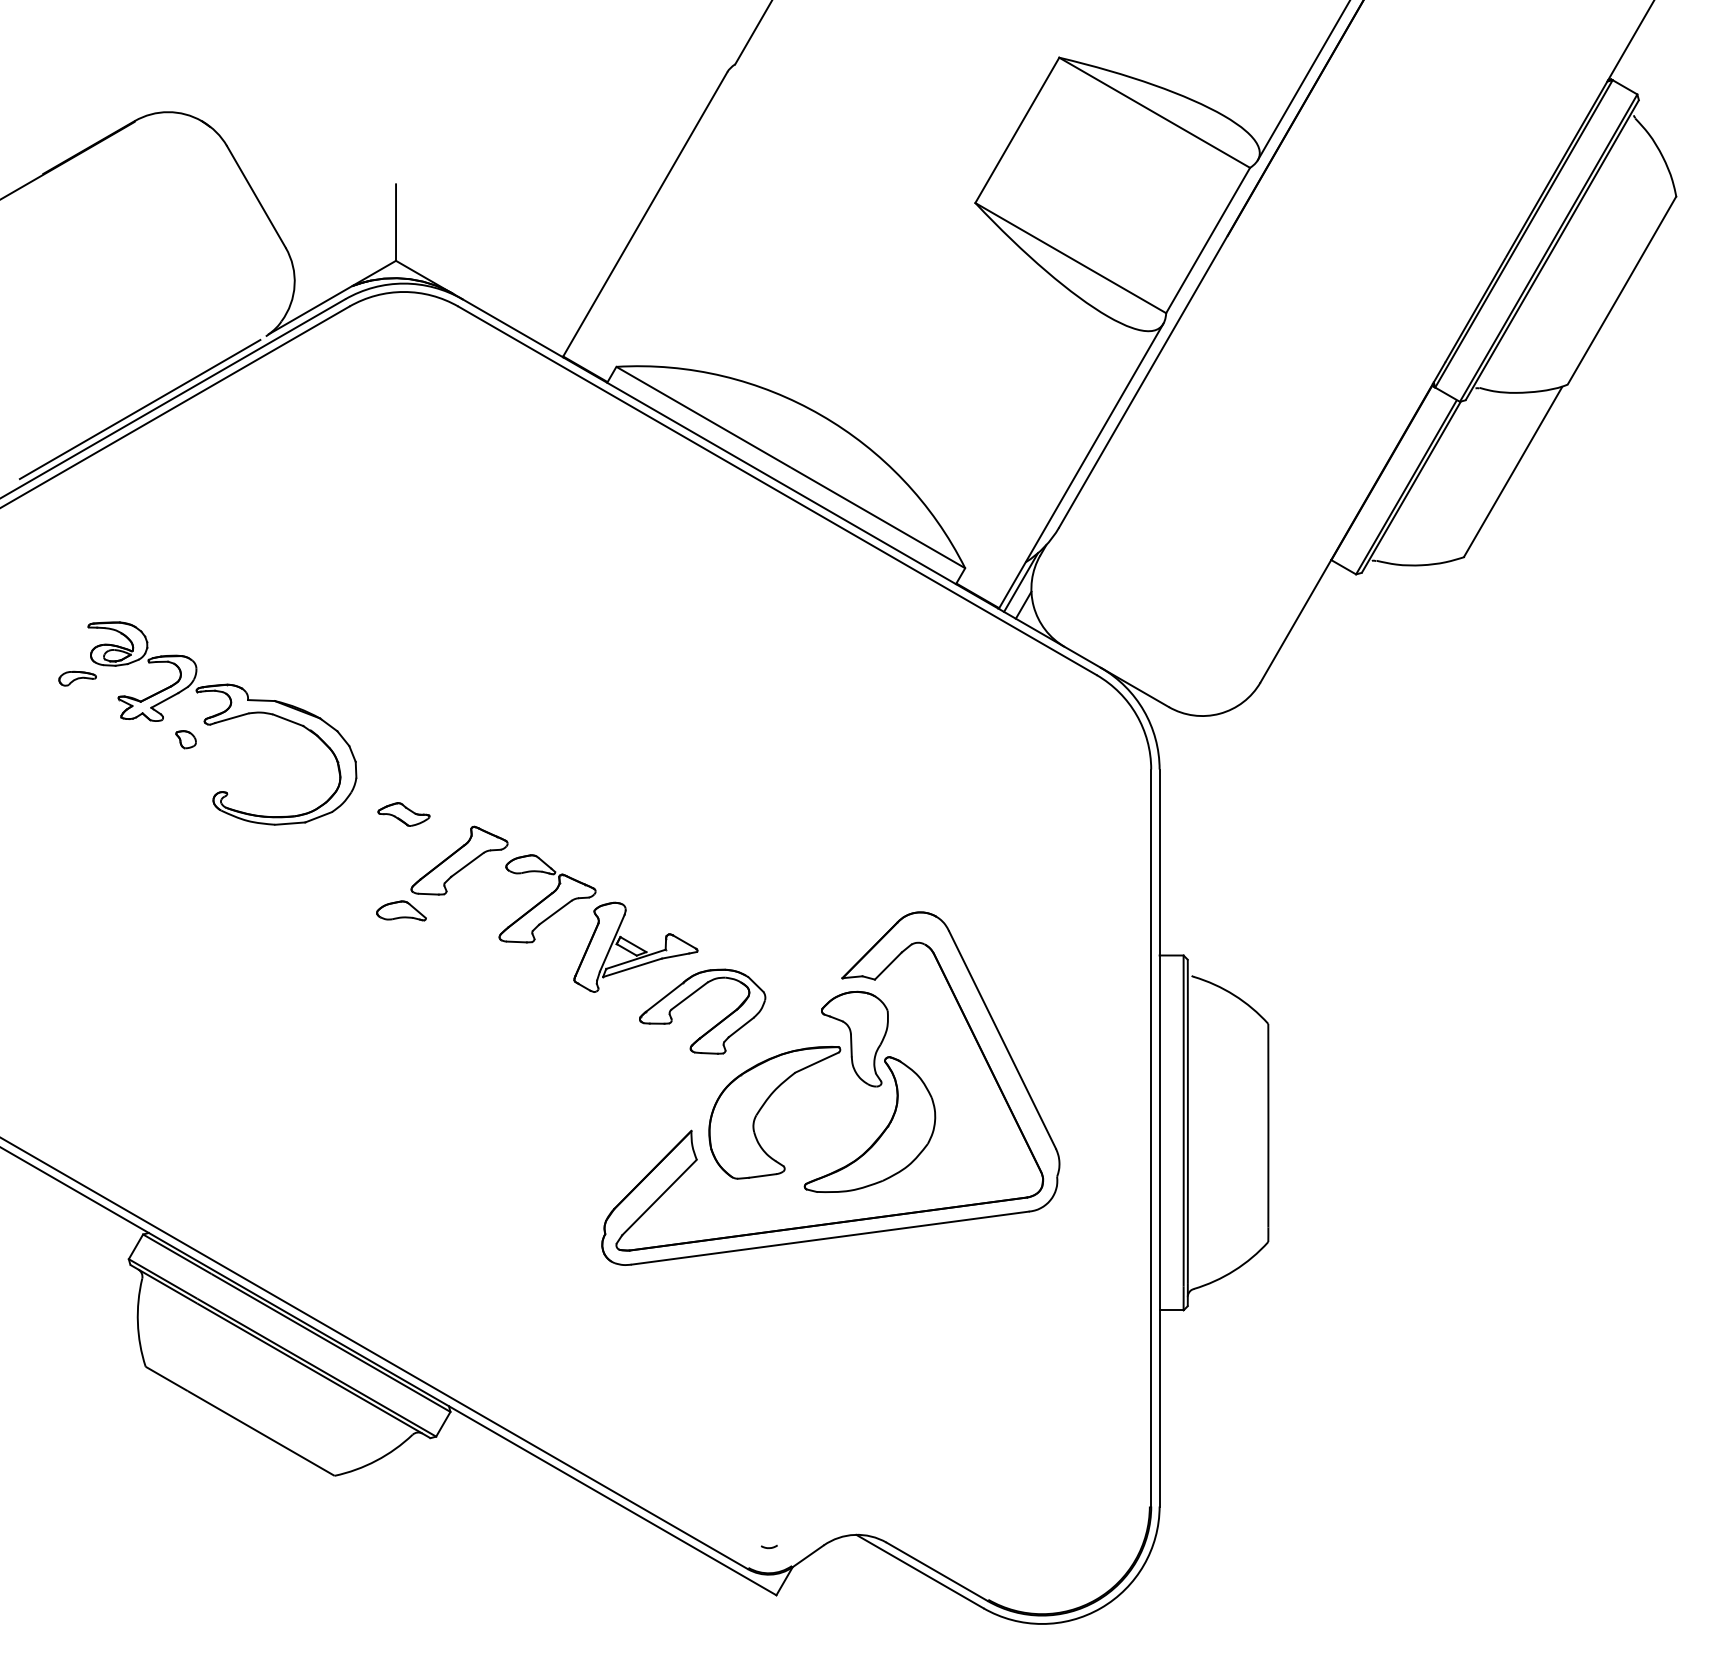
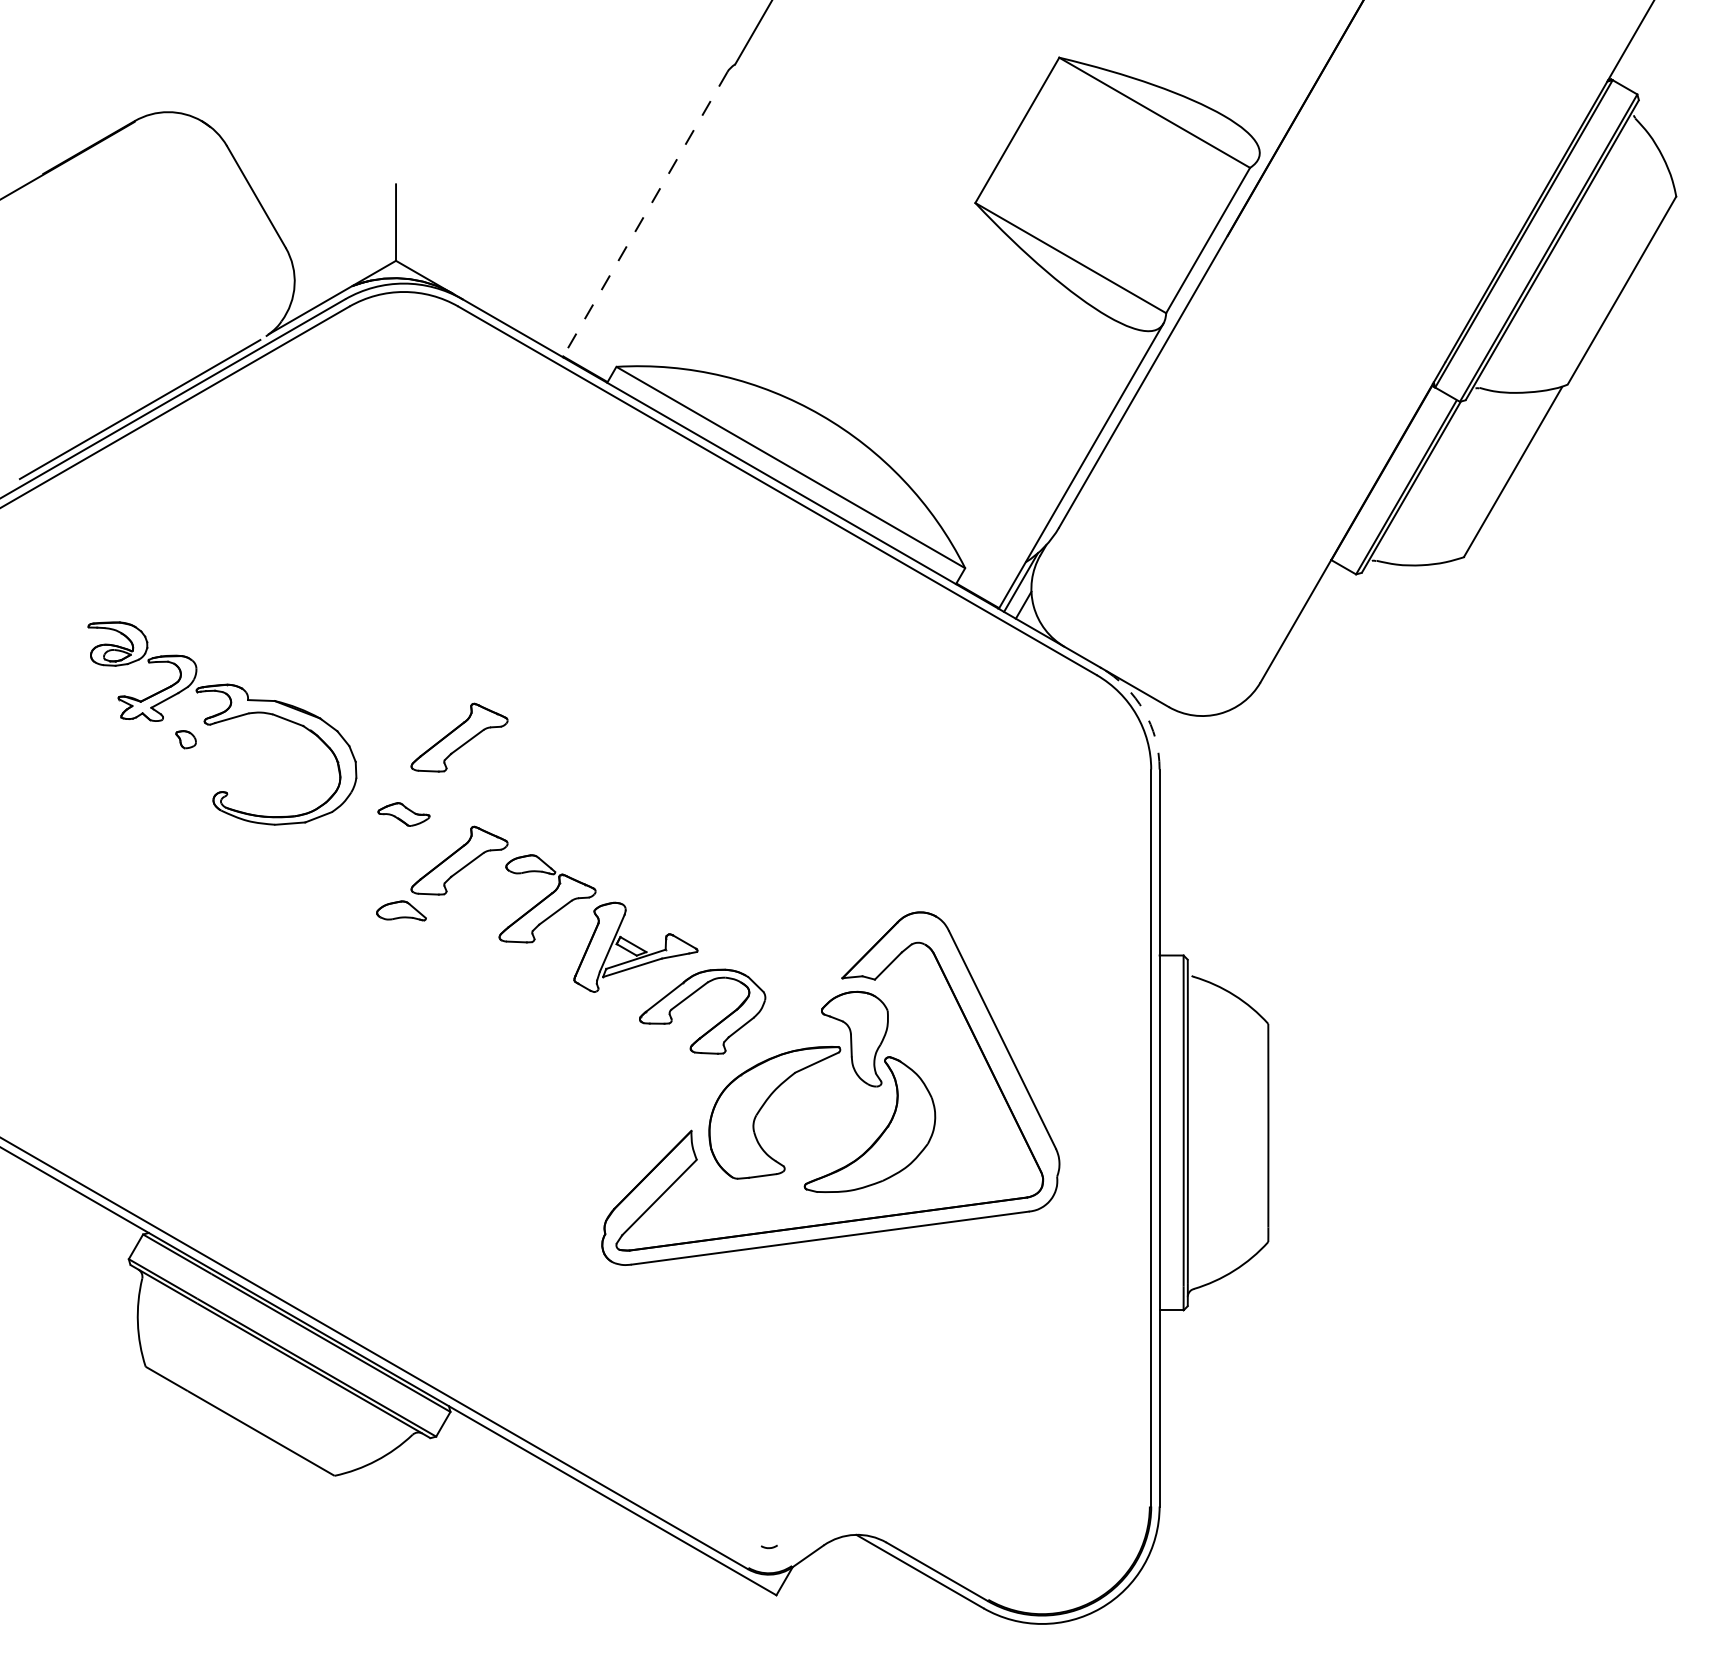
line: present -> none (1302, 81)
line: solid -> dashed (645, 214)
part: present -> none (77, 678)
arc: solid -> dashed (1143, 710)
part: none -> present (459, 737)
